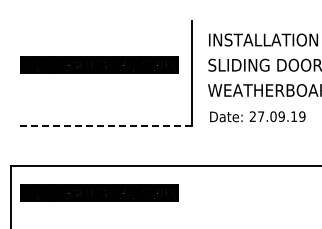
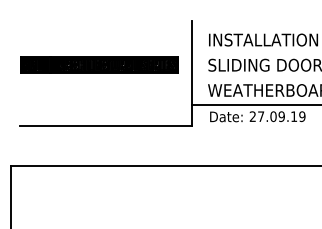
line: none -> present (254, 105)
line: dashed -> solid (106, 125)
part: present -> none (99, 192)
